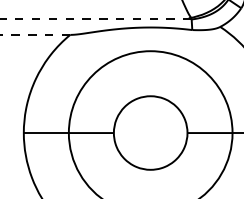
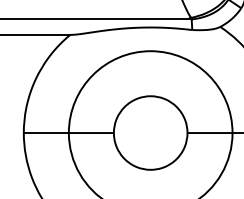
line: dashed -> solid (95, 19)
line: dashed -> solid (35, 34)
